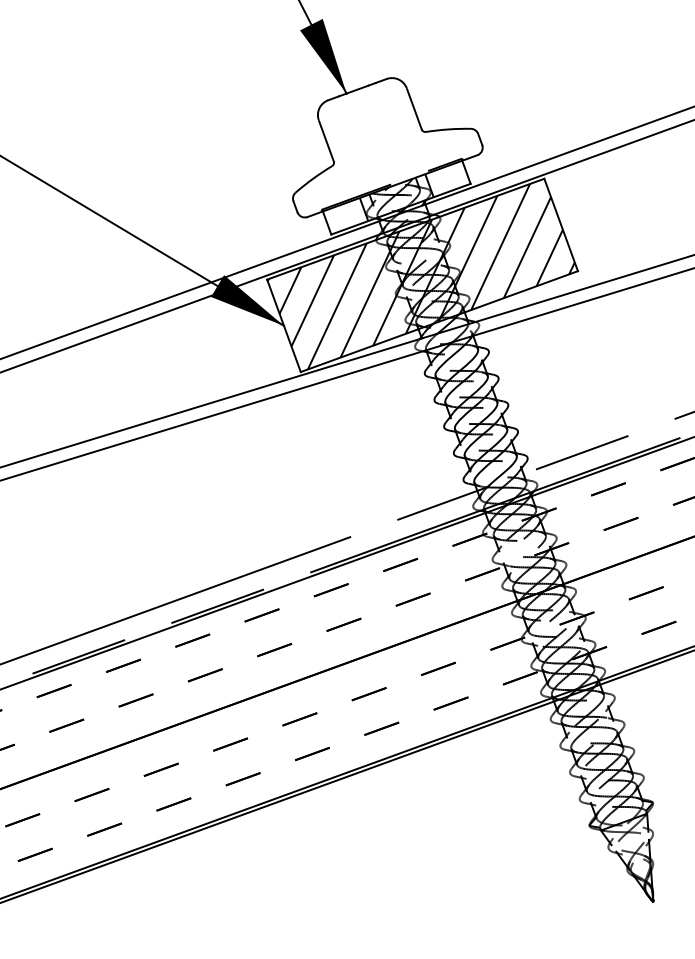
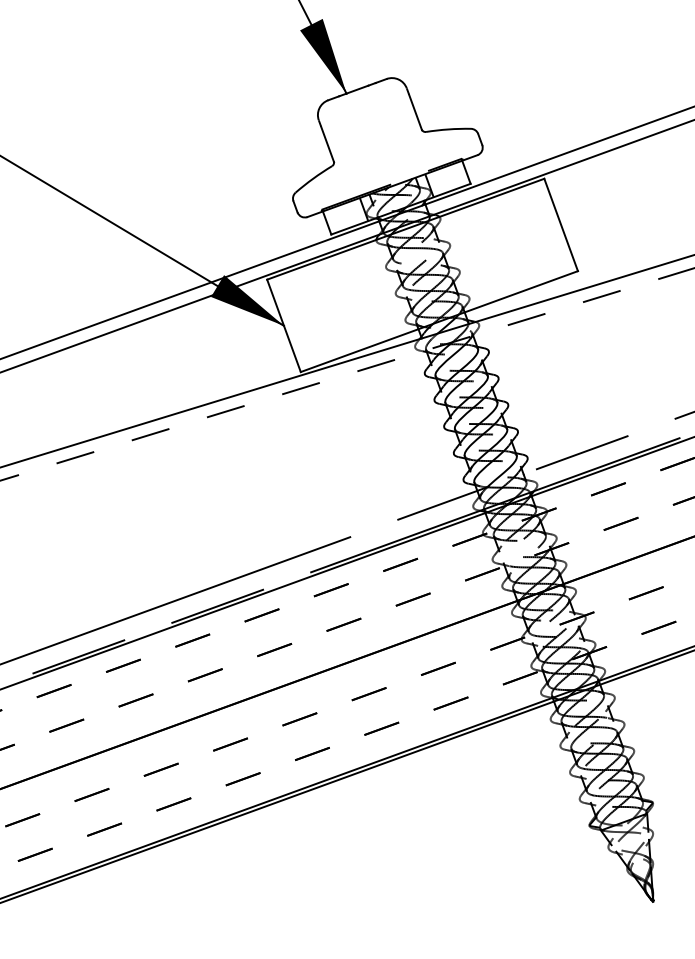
hatch: present -> none (420, 276)
line: solid -> dashed (347, 374)
